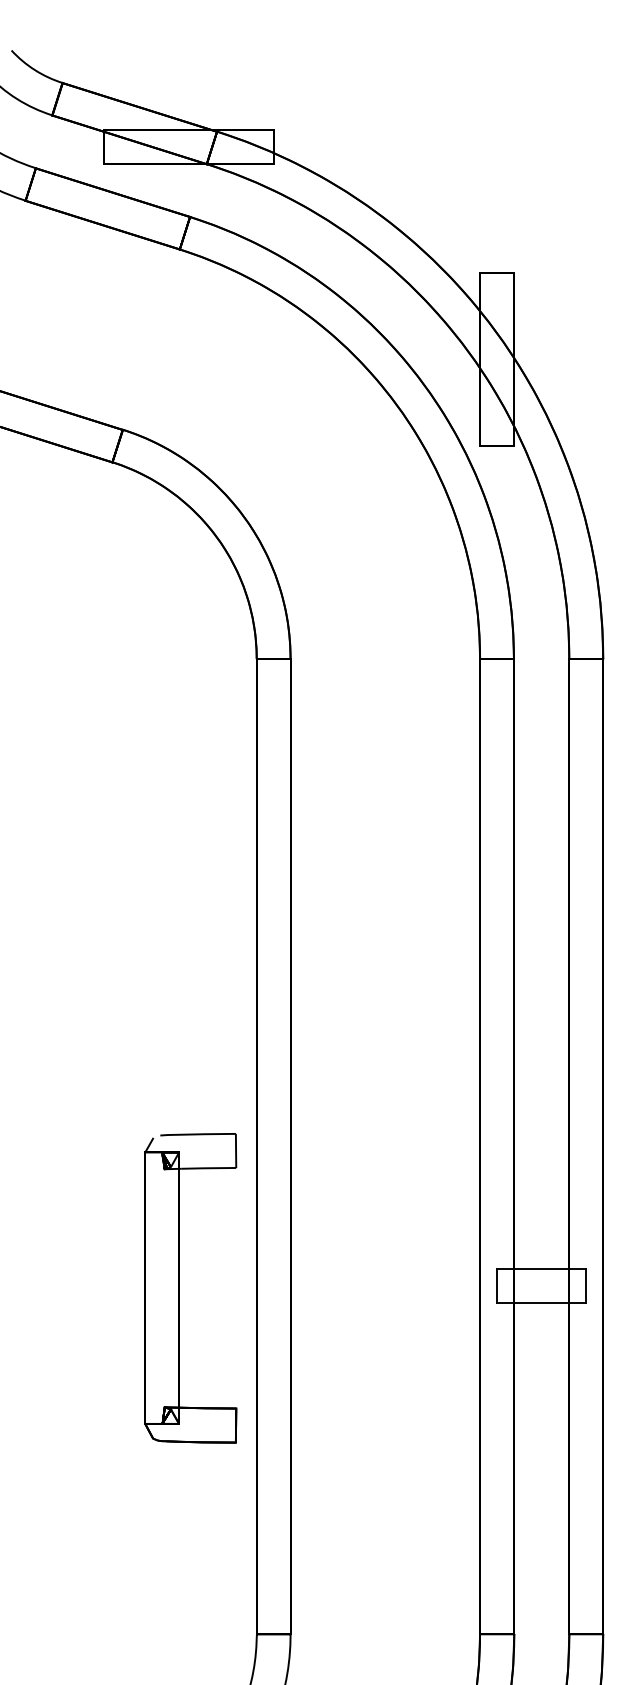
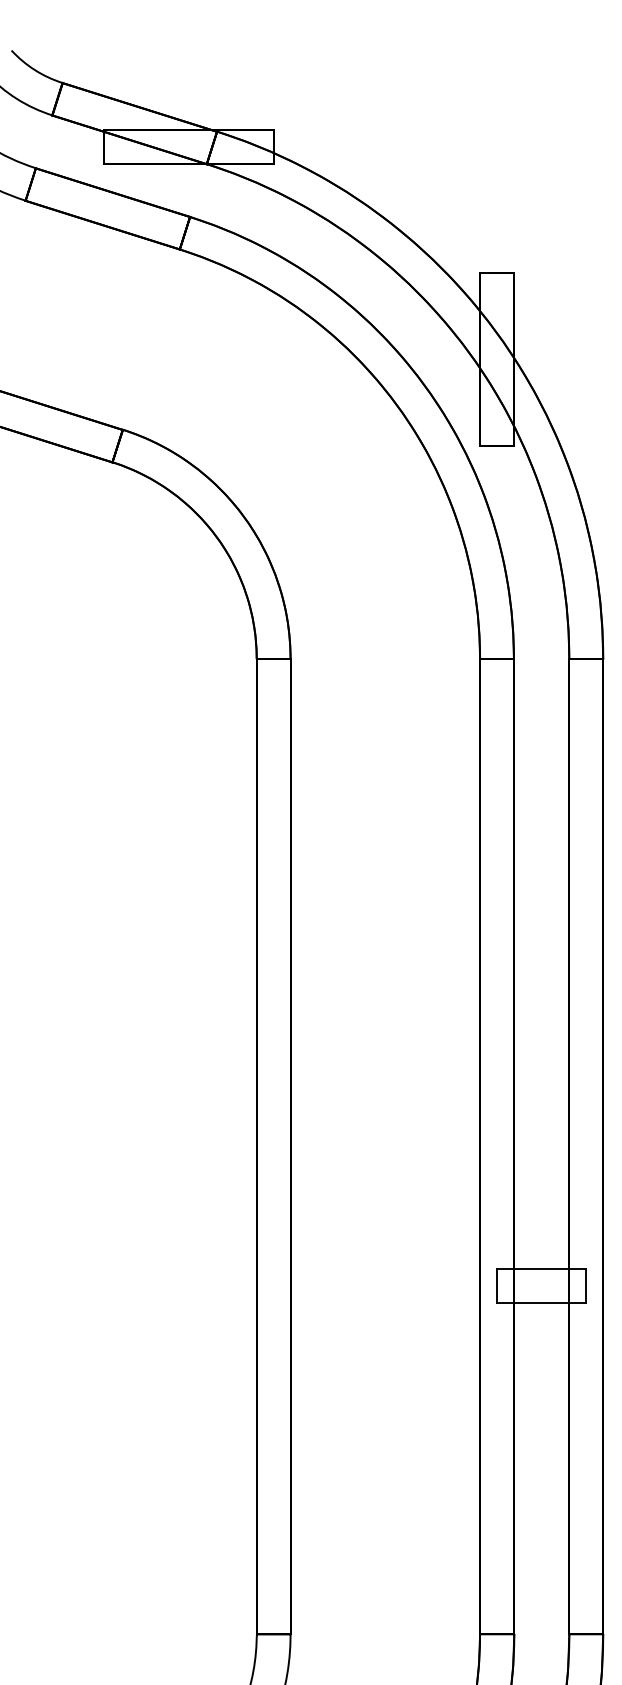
part: present -> none (179, 1288)
